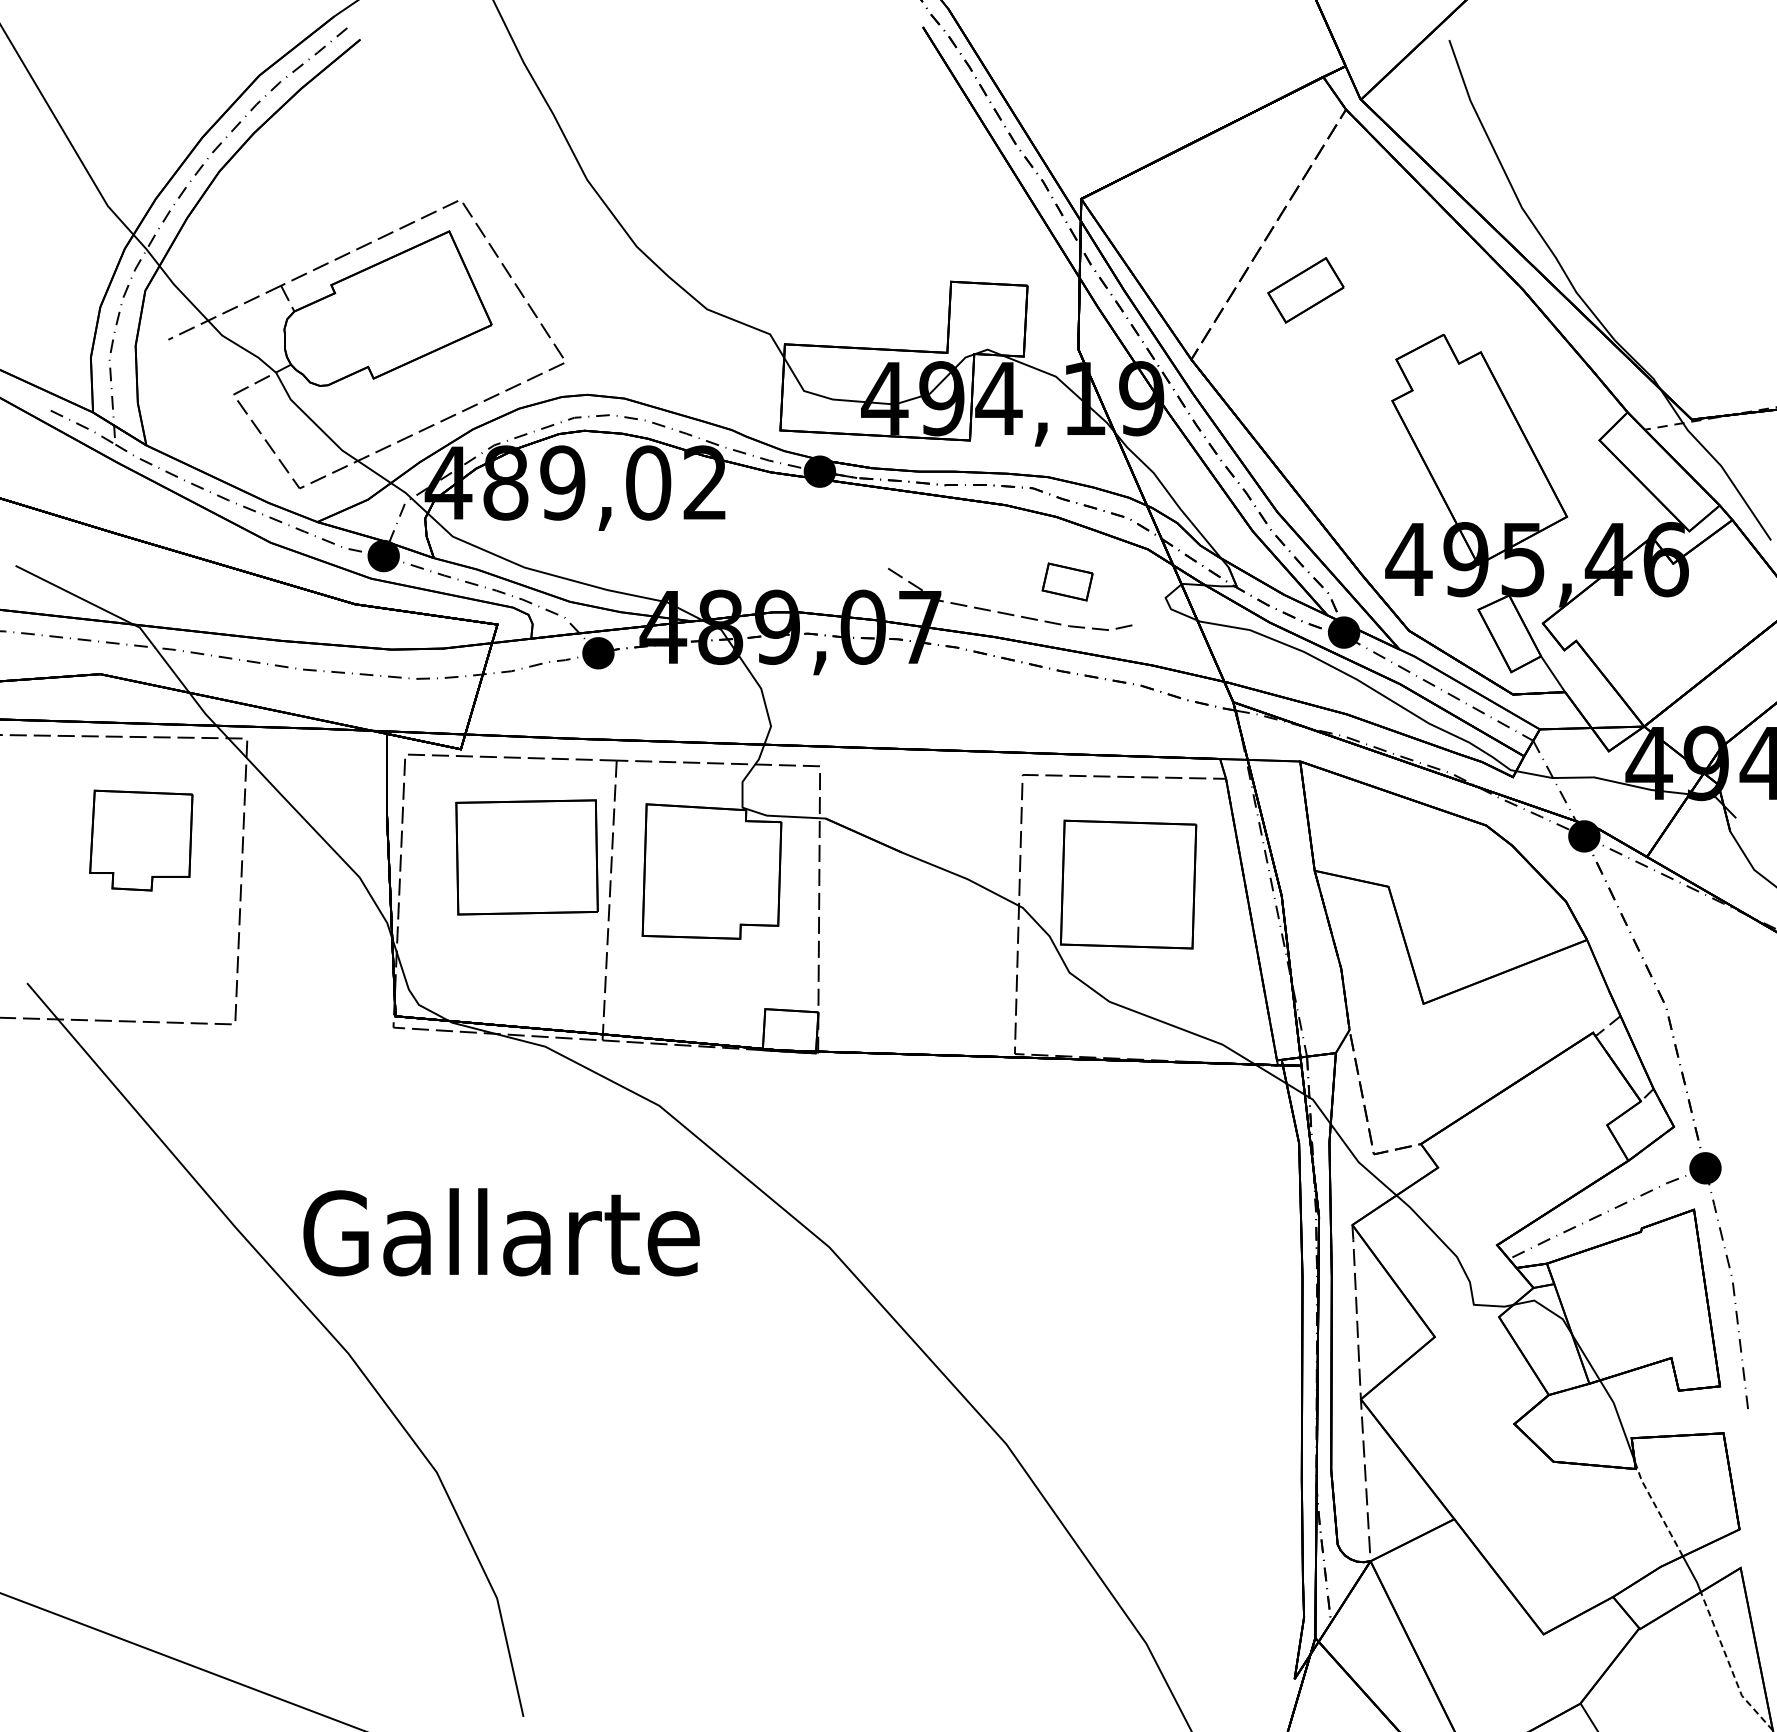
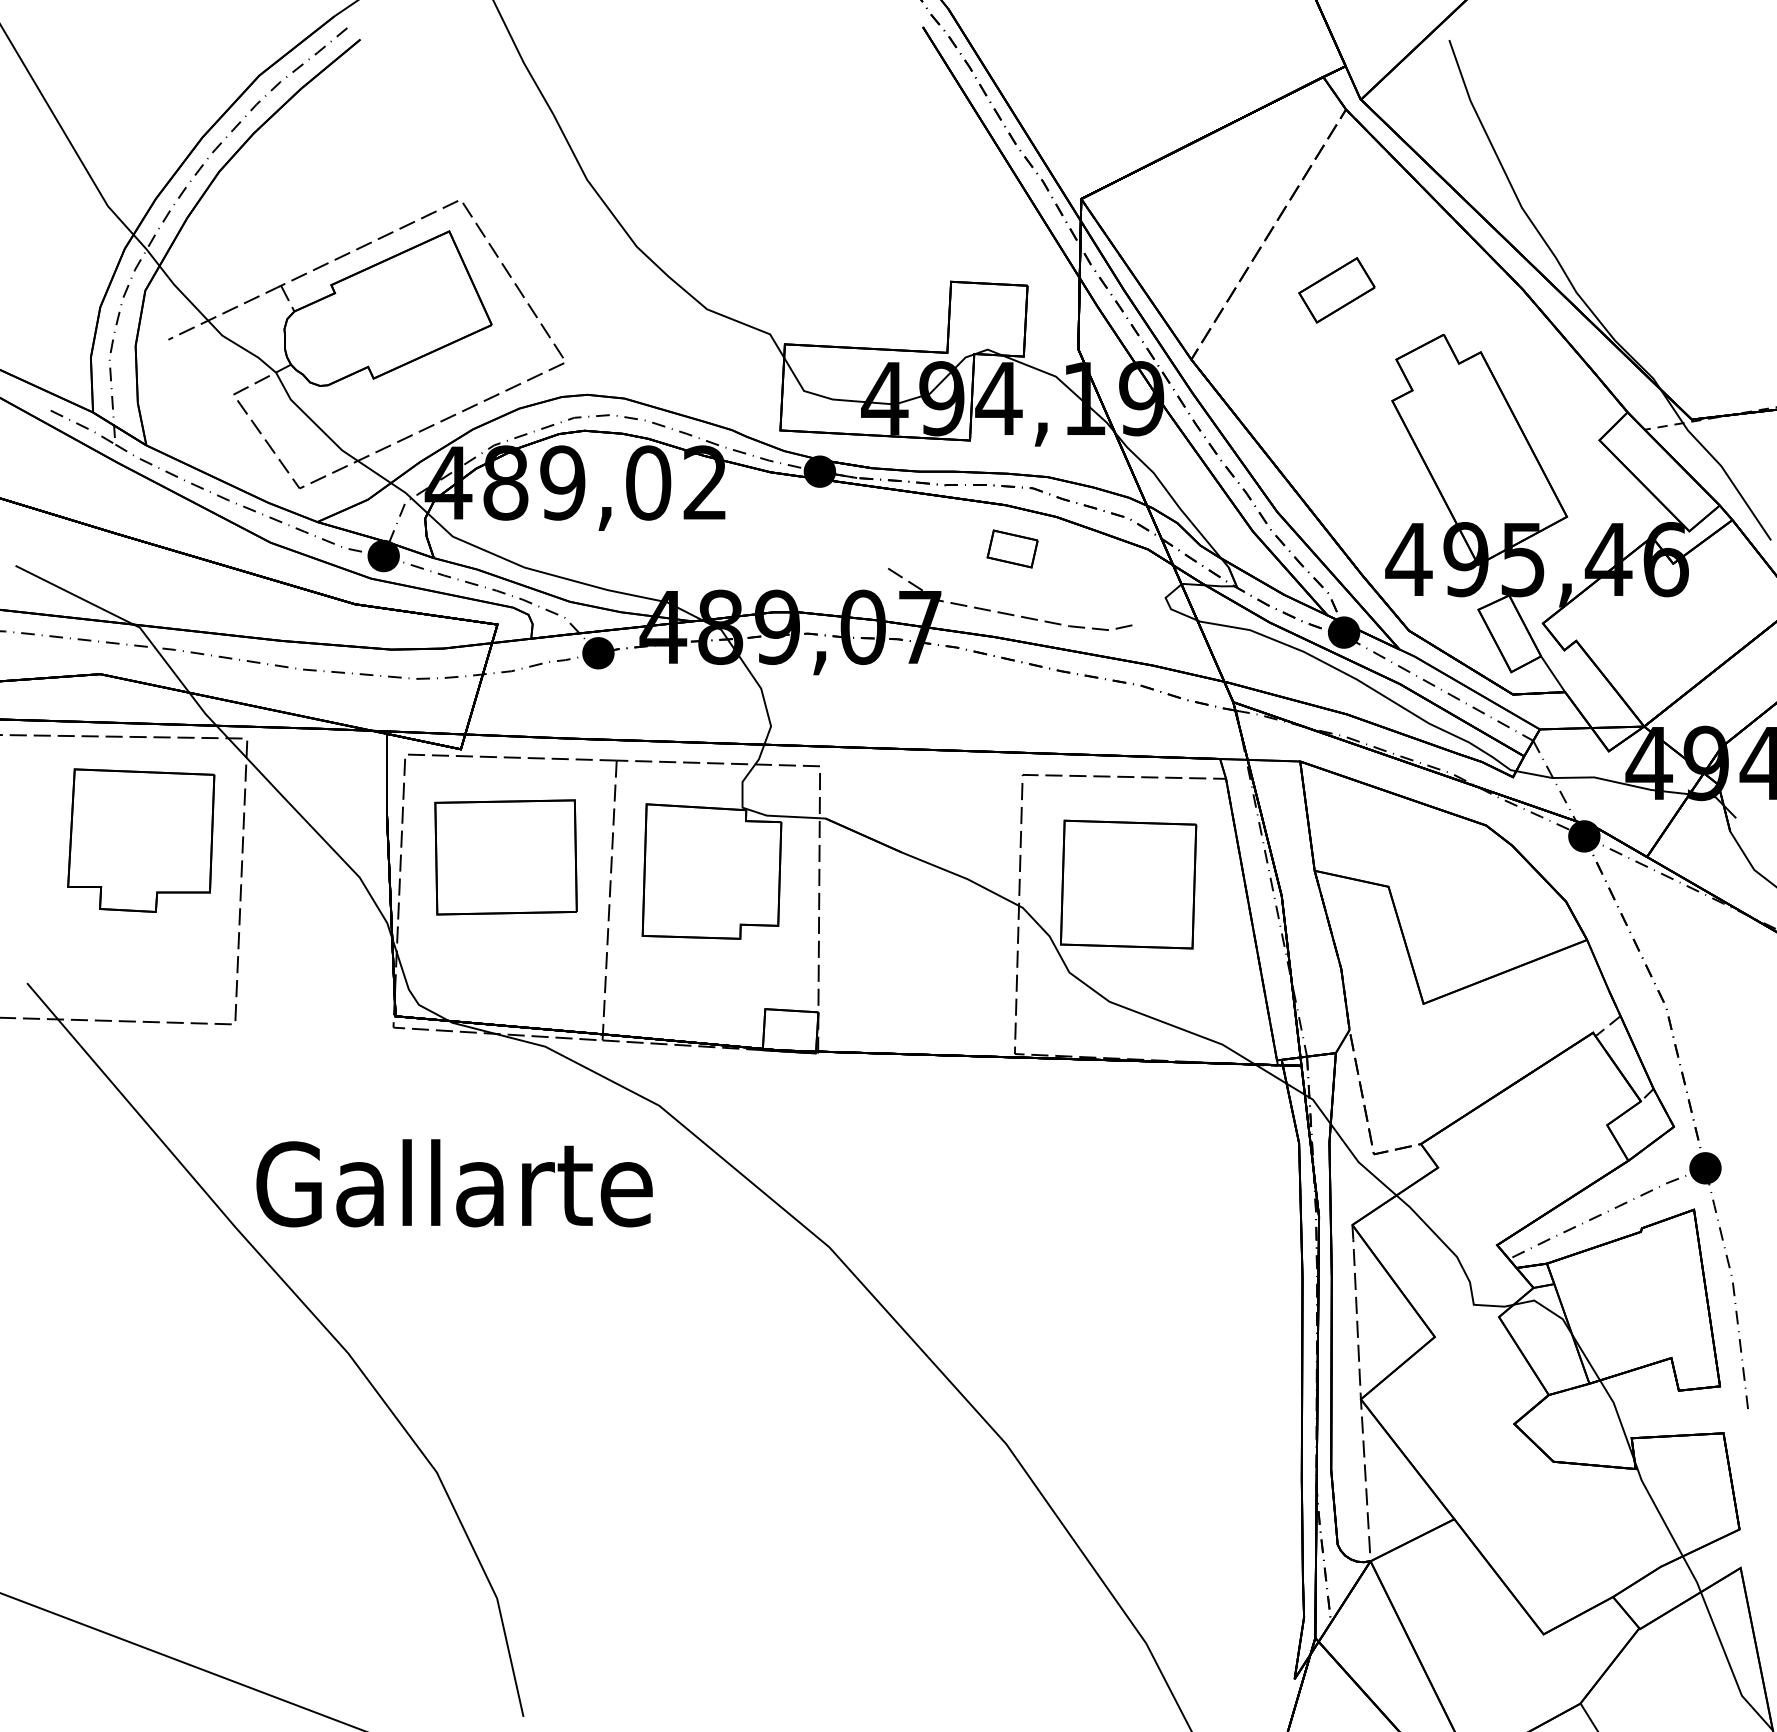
part position: (1305, 290) -> (1336, 290) (1336, 290)
part position: (1067, 581) -> (1012, 548) (1012, 548)
part size: 105x103 px -> 149x145 px (141, 840)
part position: (526, 857) -> (505, 857) (505, 857)
text position: (501, 1232) -> (454, 1183) (454, 1183)
line: dashed -> solid (1656, 1508)
line: dashed -> solid (1730, 1666)
